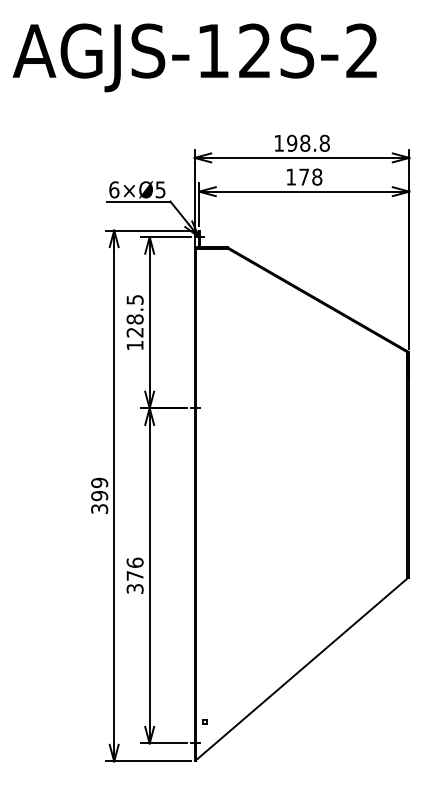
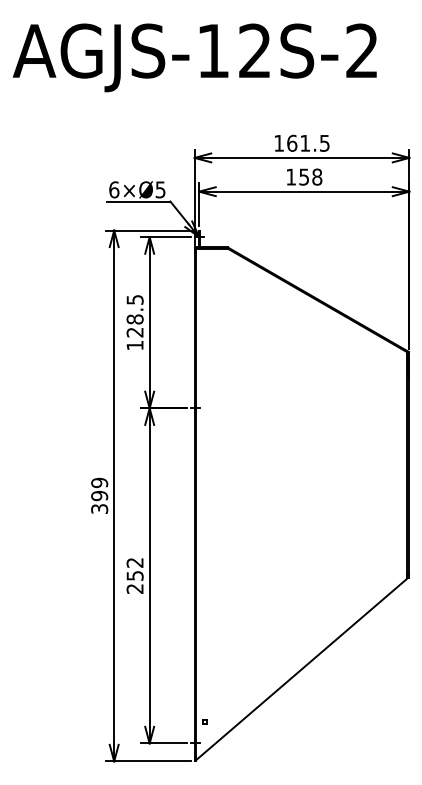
text: 198.8 -> 161.5 (308, 142)
text: 178 -> 158 (303, 176)
text: 376 -> 252 (134, 575)
